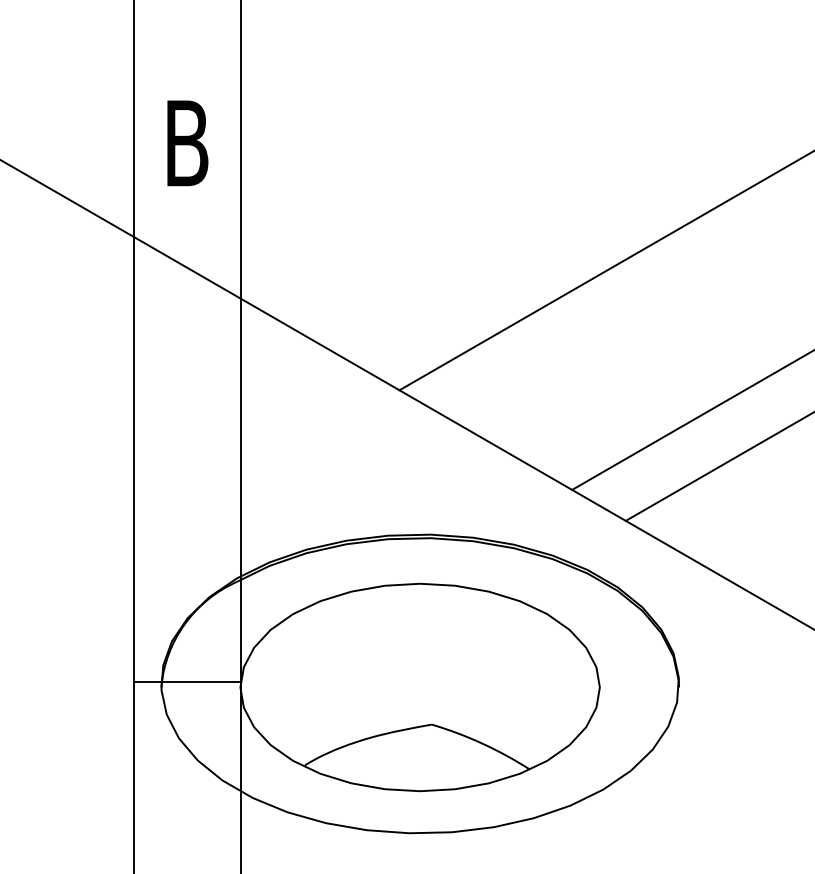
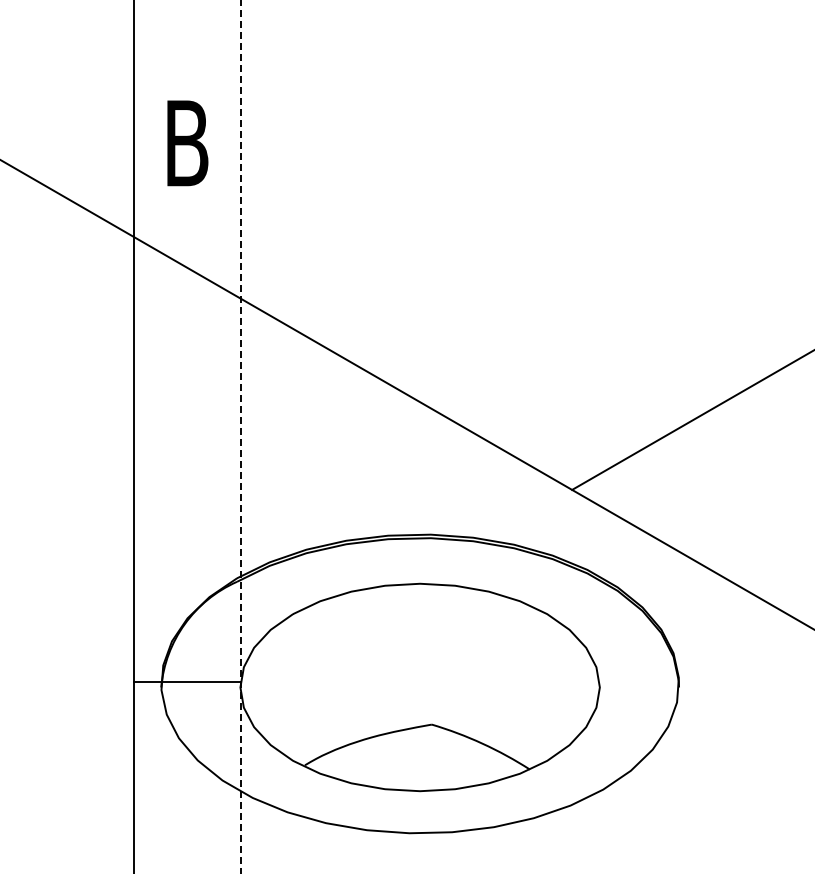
line: present -> none (605, 271)
line: solid -> dashed (241, 436)
line: present -> none (718, 466)
